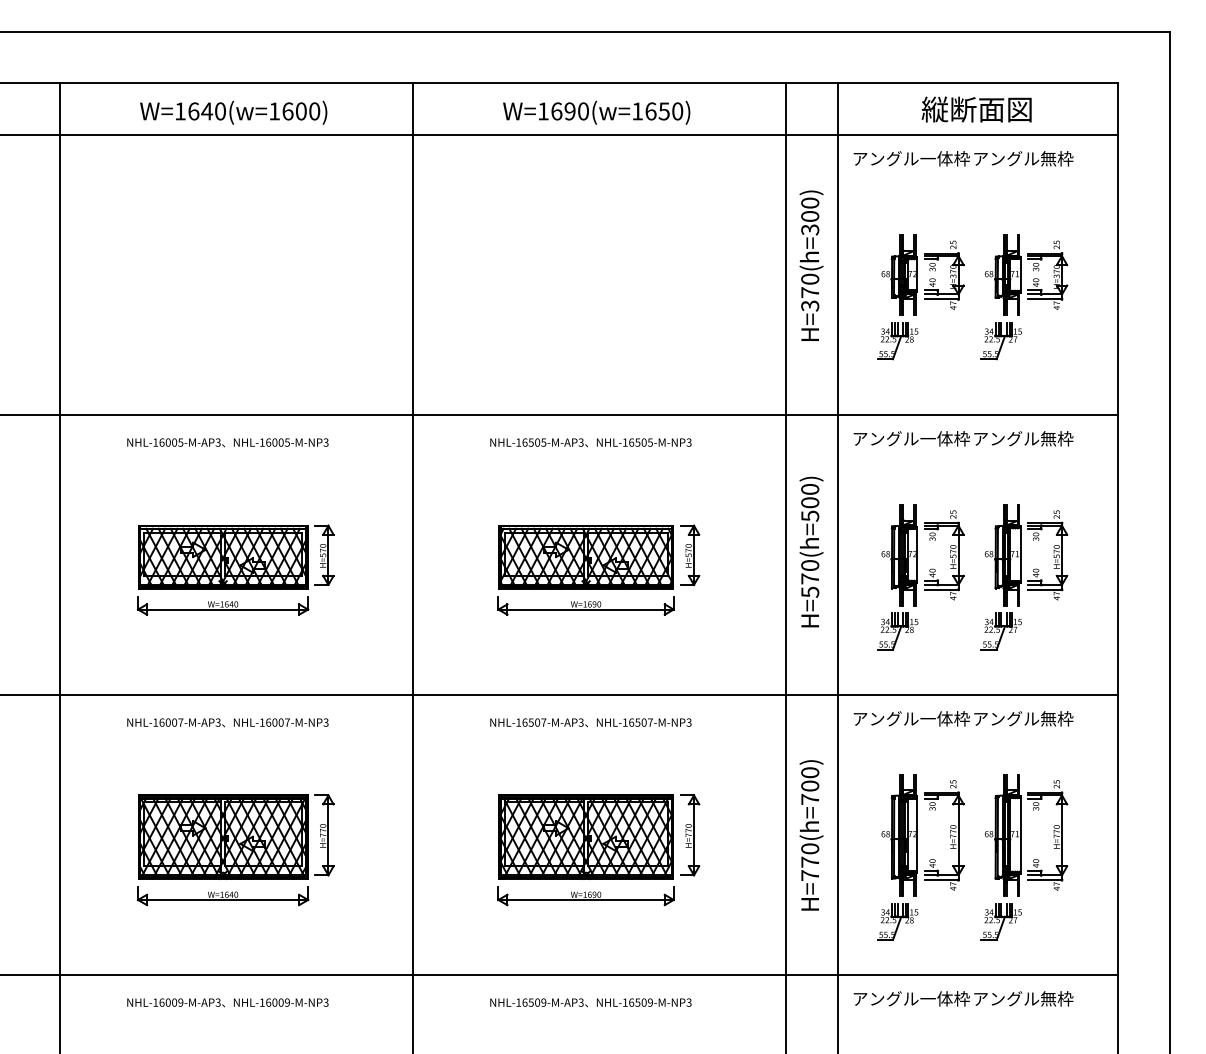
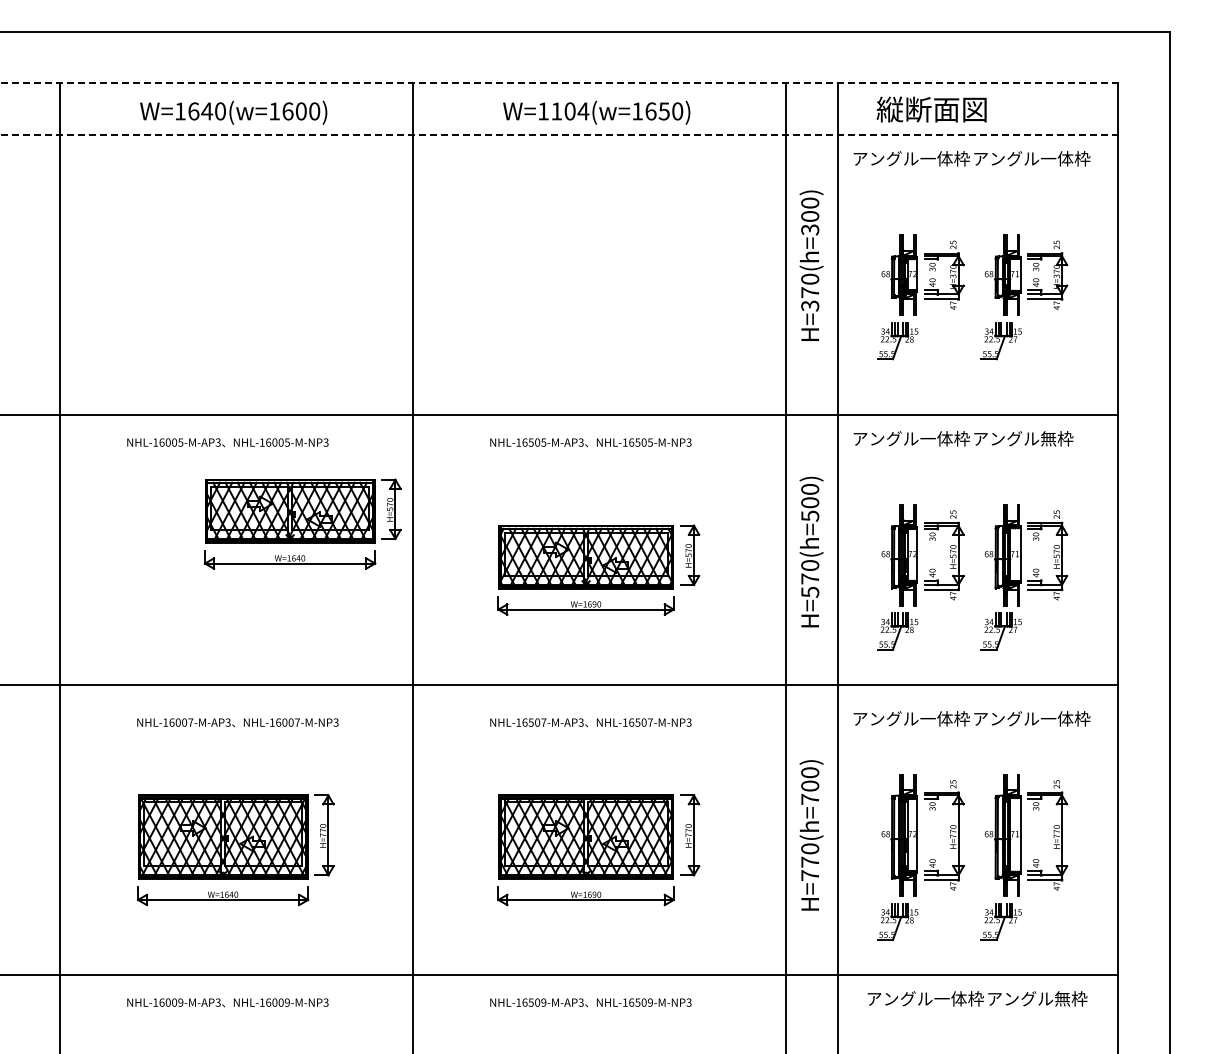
line: solid -> dashed (559, 83)
text position: (976, 109) -> (931, 109) (931, 109)
text: W=1690(w=1650) -> W=1104(w=1650) (570, 111)
line: solid -> dashed (559, 135)
text: アングル無枠 -> アングル一体枠 (1065, 158)
part position: (235, 569) -> (302, 523) (302, 523)
line position: (559, 695) -> (559, 685) (559, 685)
text: アングル無枠 -> アングル一体枠 (1065, 718)
text position: (227, 722) -> (237, 722) (237, 722)
text position: (963, 998) -> (977, 998) (977, 998)
